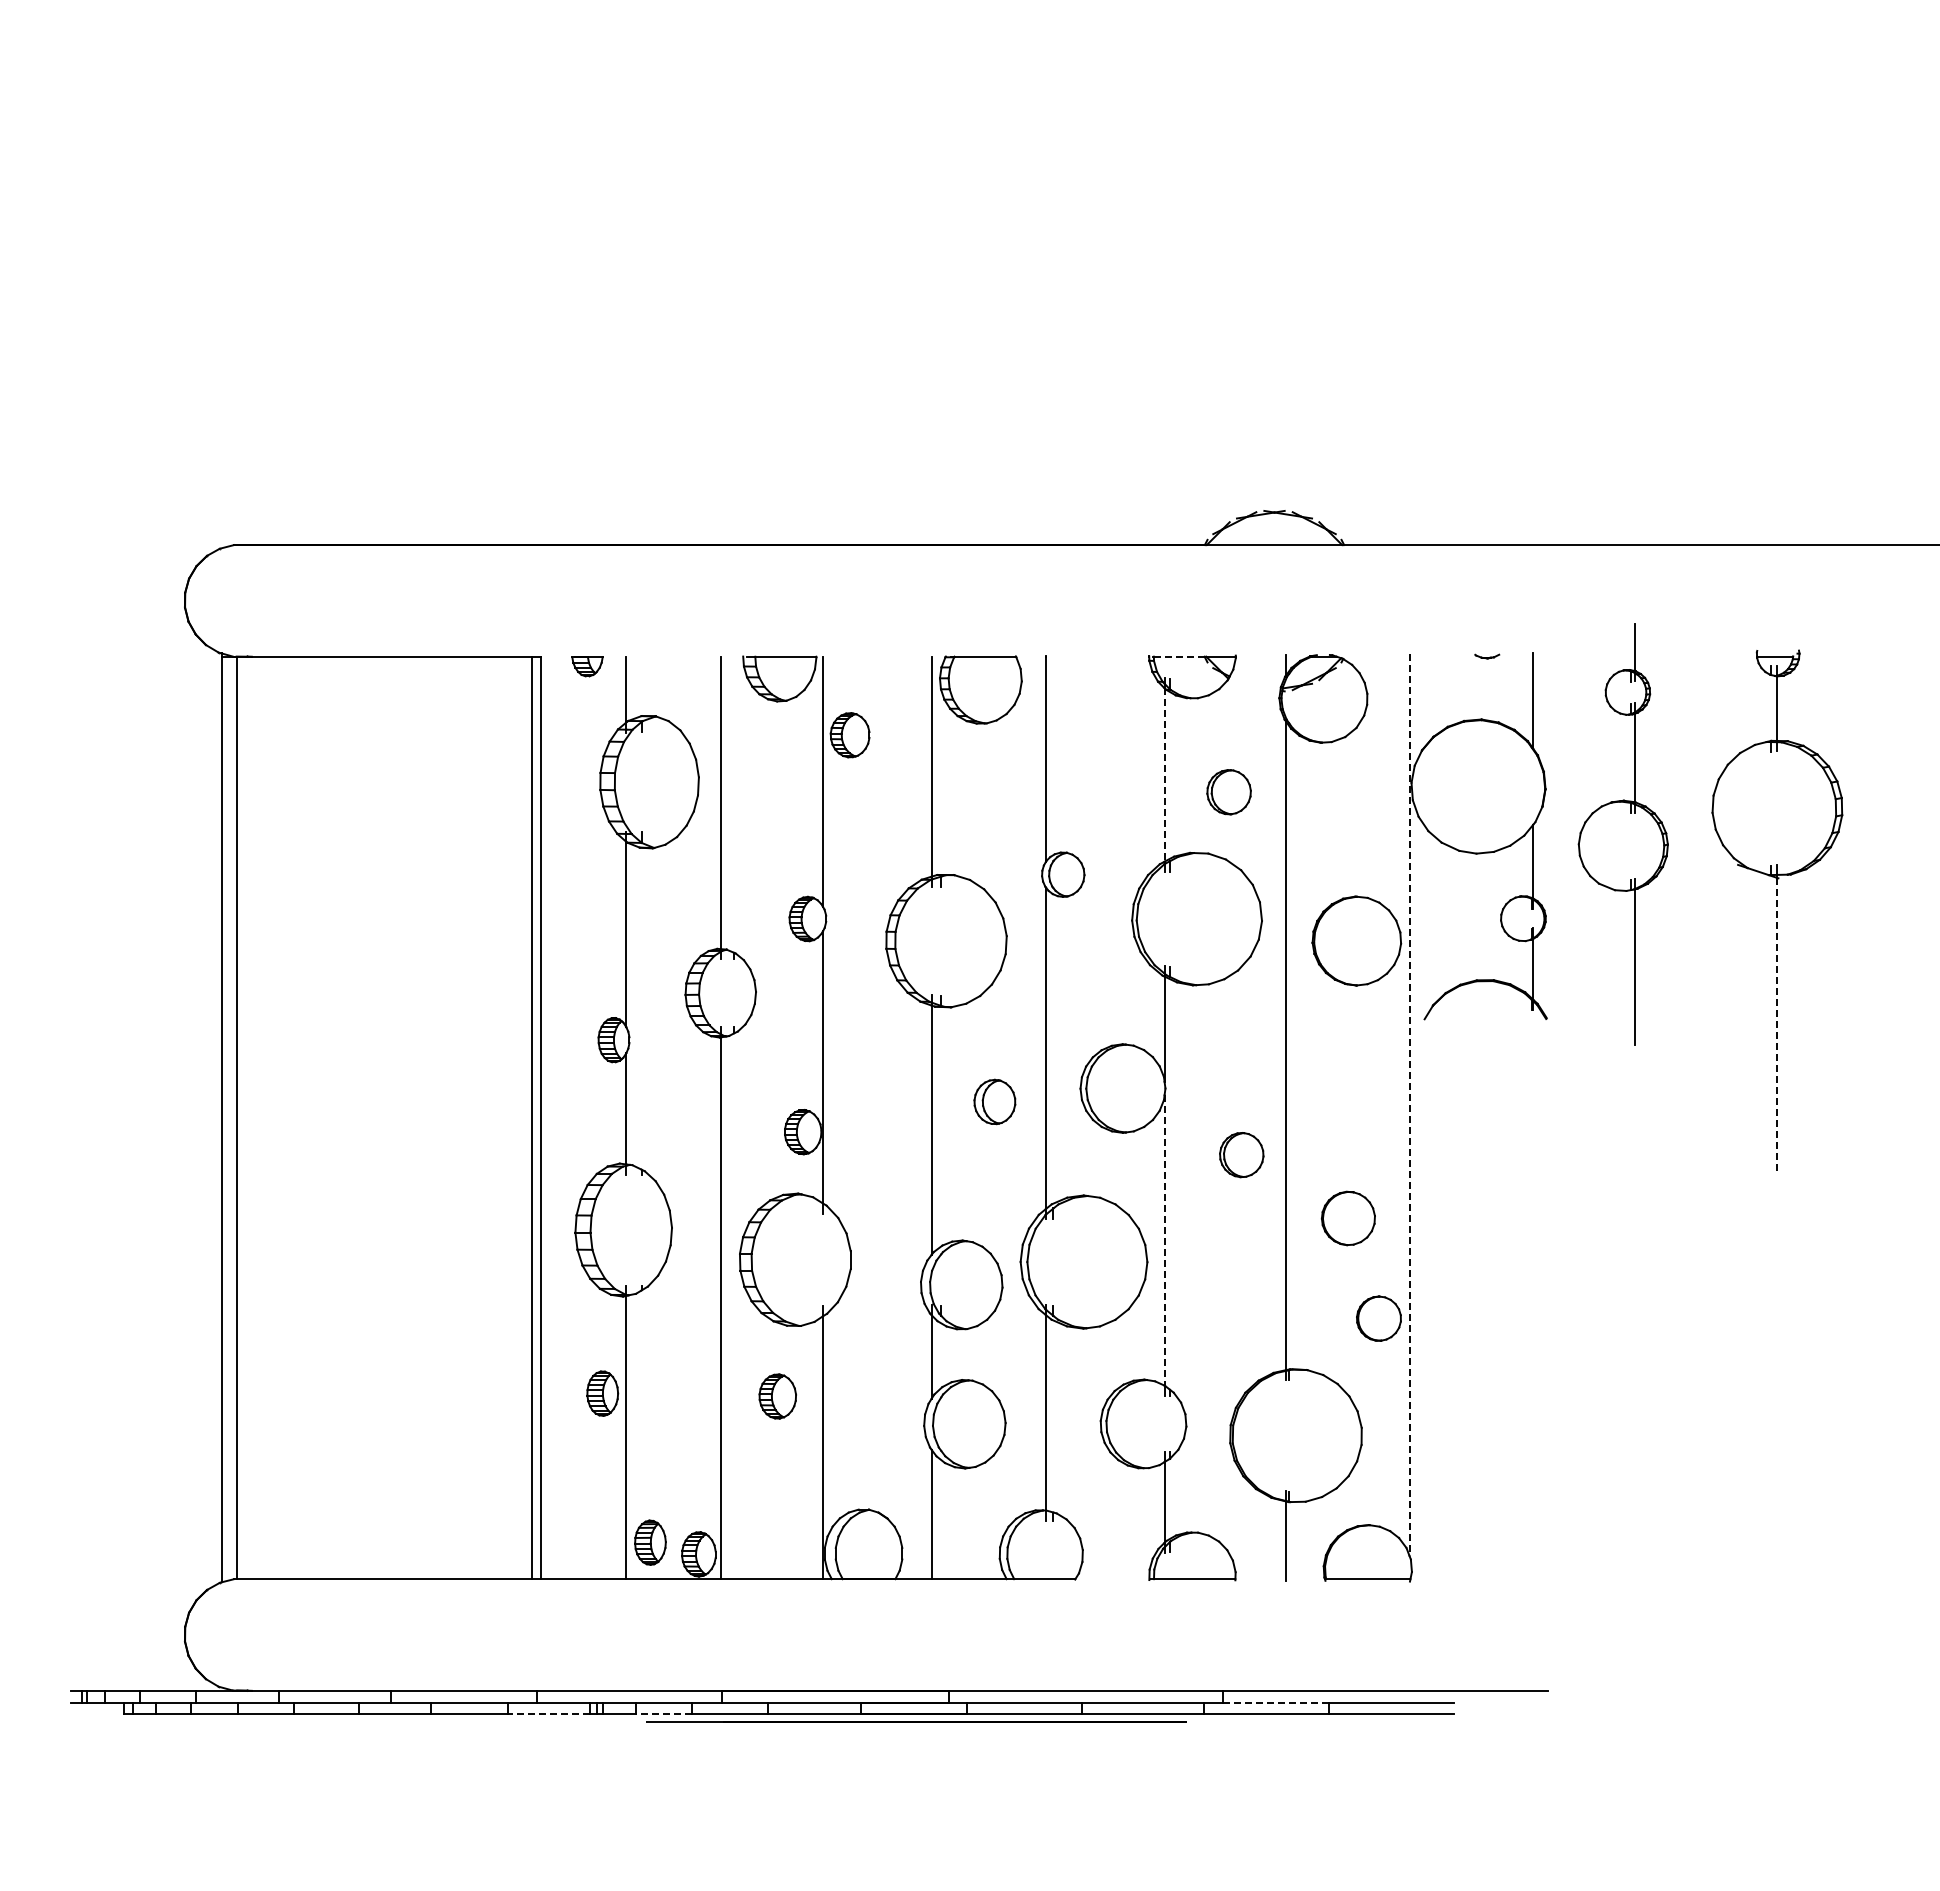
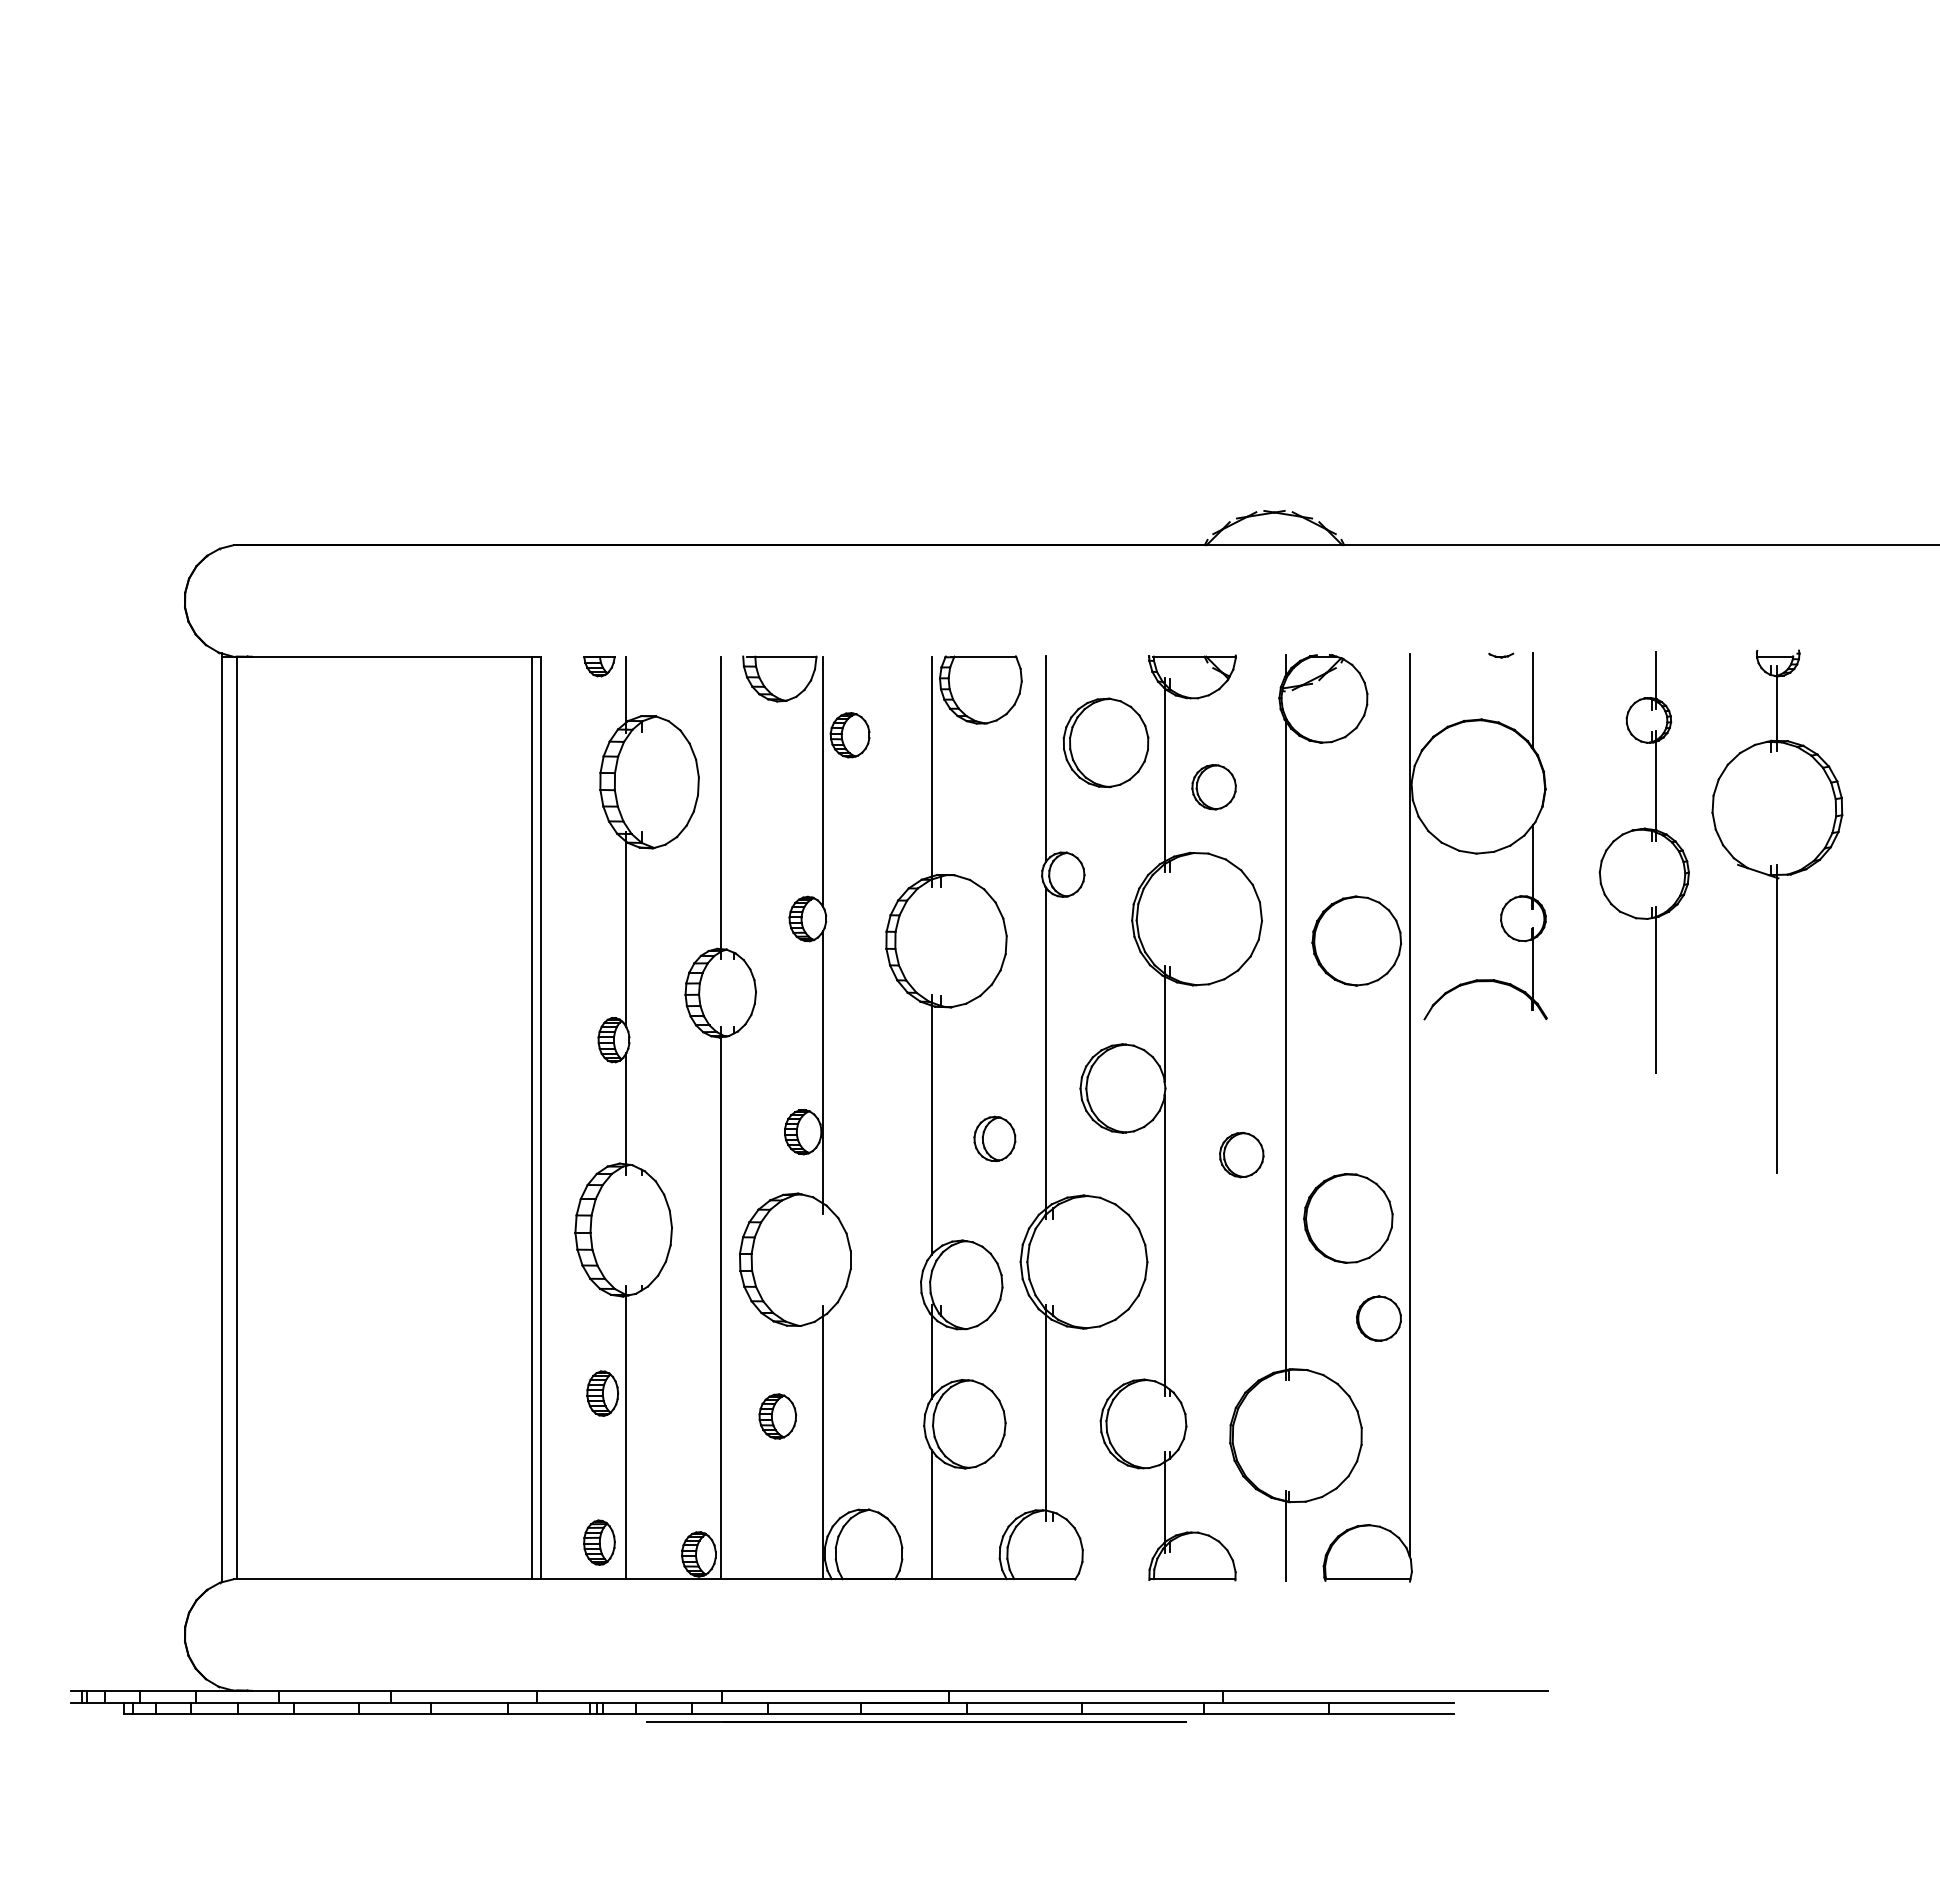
line: dashed -> solid (1179, 656)
part position: (1487, 656) -> (1501, 655) (1501, 655)
part position: (587, 666) -> (599, 666) (599, 666)
part: none -> present (1105, 742)
line: dashed -> solid (1164, 774)
part position: (1228, 792) -> (1213, 787) (1213, 787)
part position: (1622, 834) -> (1643, 862) (1643, 862)
line: dashed -> solid (1776, 1025)
part position: (994, 1101) -> (994, 1138) (994, 1138)
line: dashed -> solid (1409, 1105)
part size: 56x57 px -> 91x91 px (1348, 1218)
line: dashed -> solid (1164, 1240)
part position: (777, 1396) -> (777, 1416) (777, 1416)
part position: (650, 1542) -> (599, 1542) (599, 1542)
line: dashed -> solid (1276, 1702)
line: dashed -> solid (549, 1714)
line: dashed -> solid (663, 1714)
